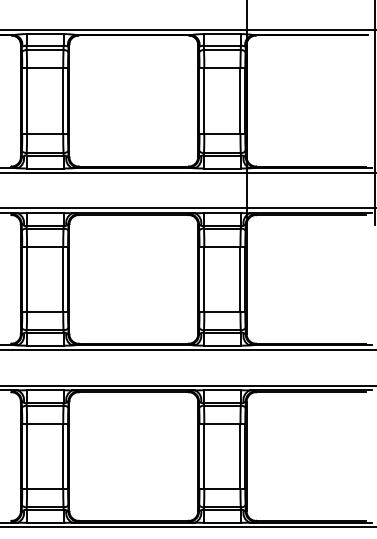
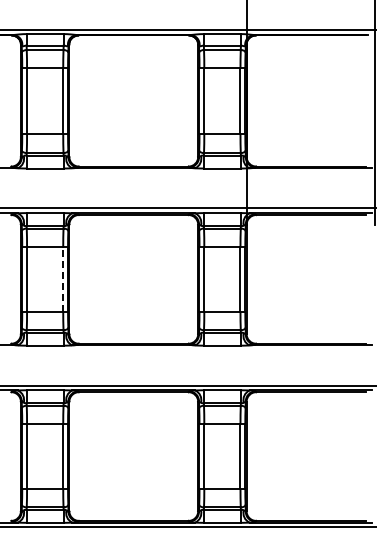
line: present -> none (187, 173)
line: solid -> dashed (63, 278)
line: present -> none (187, 350)
